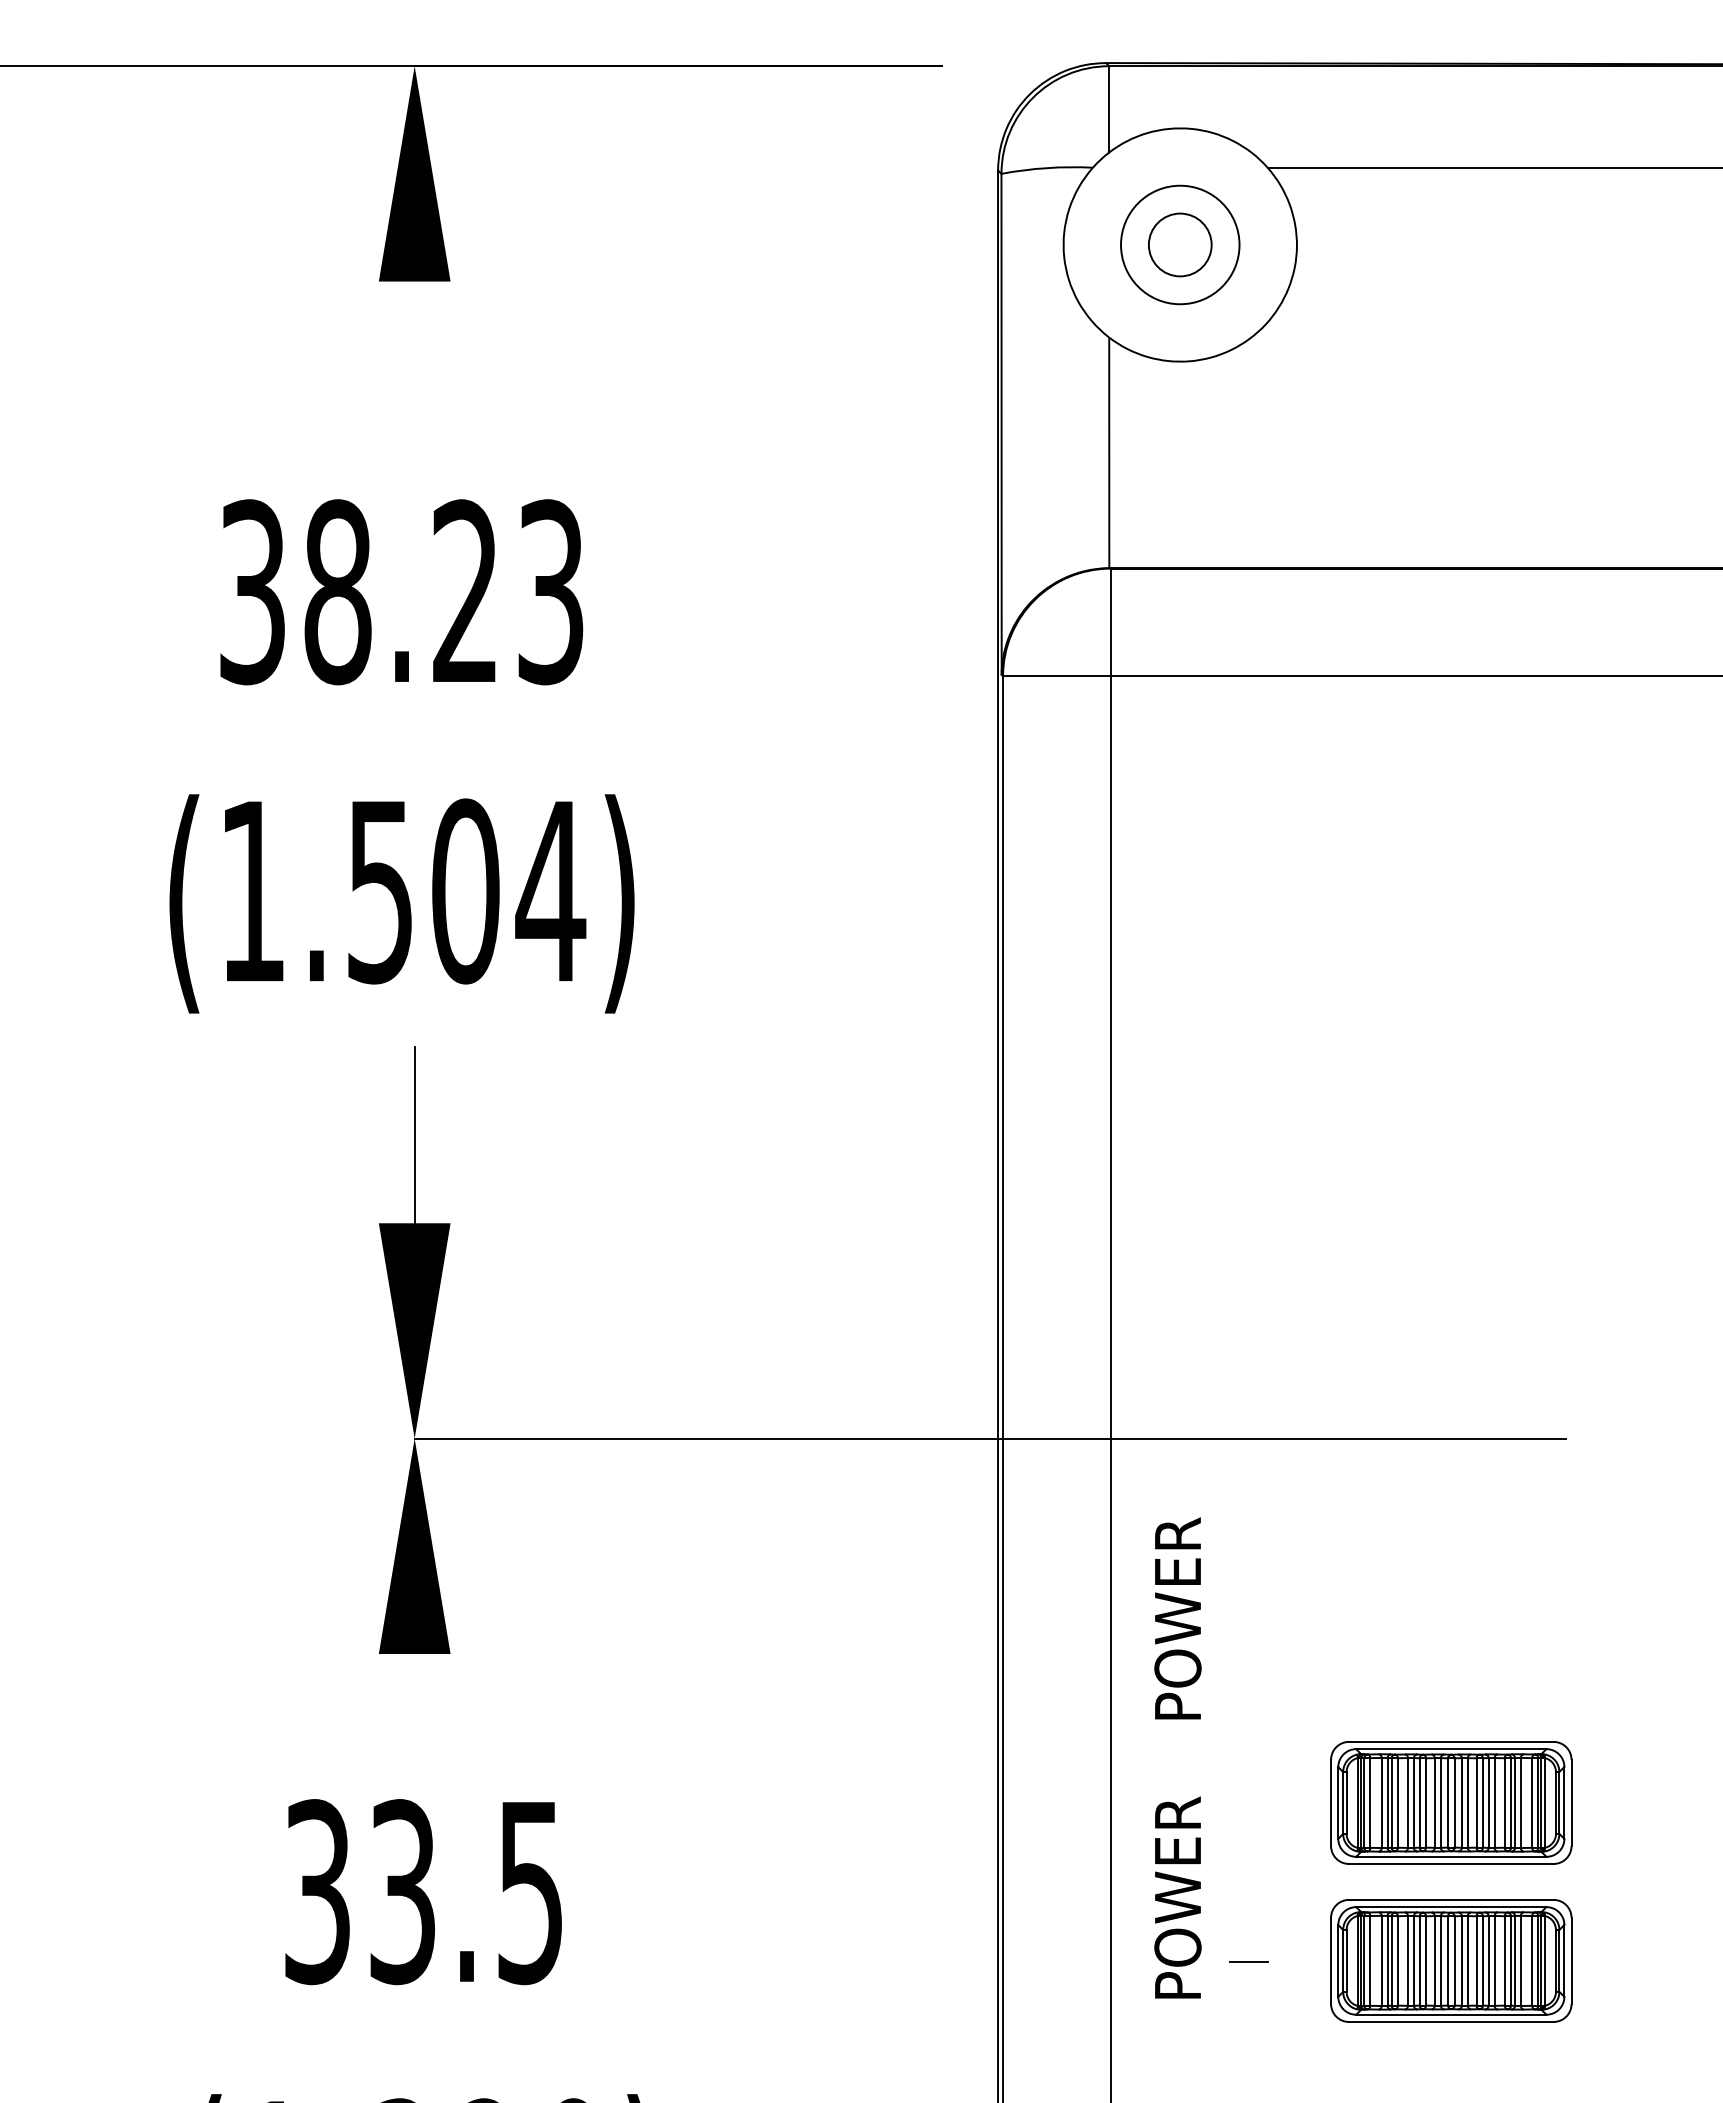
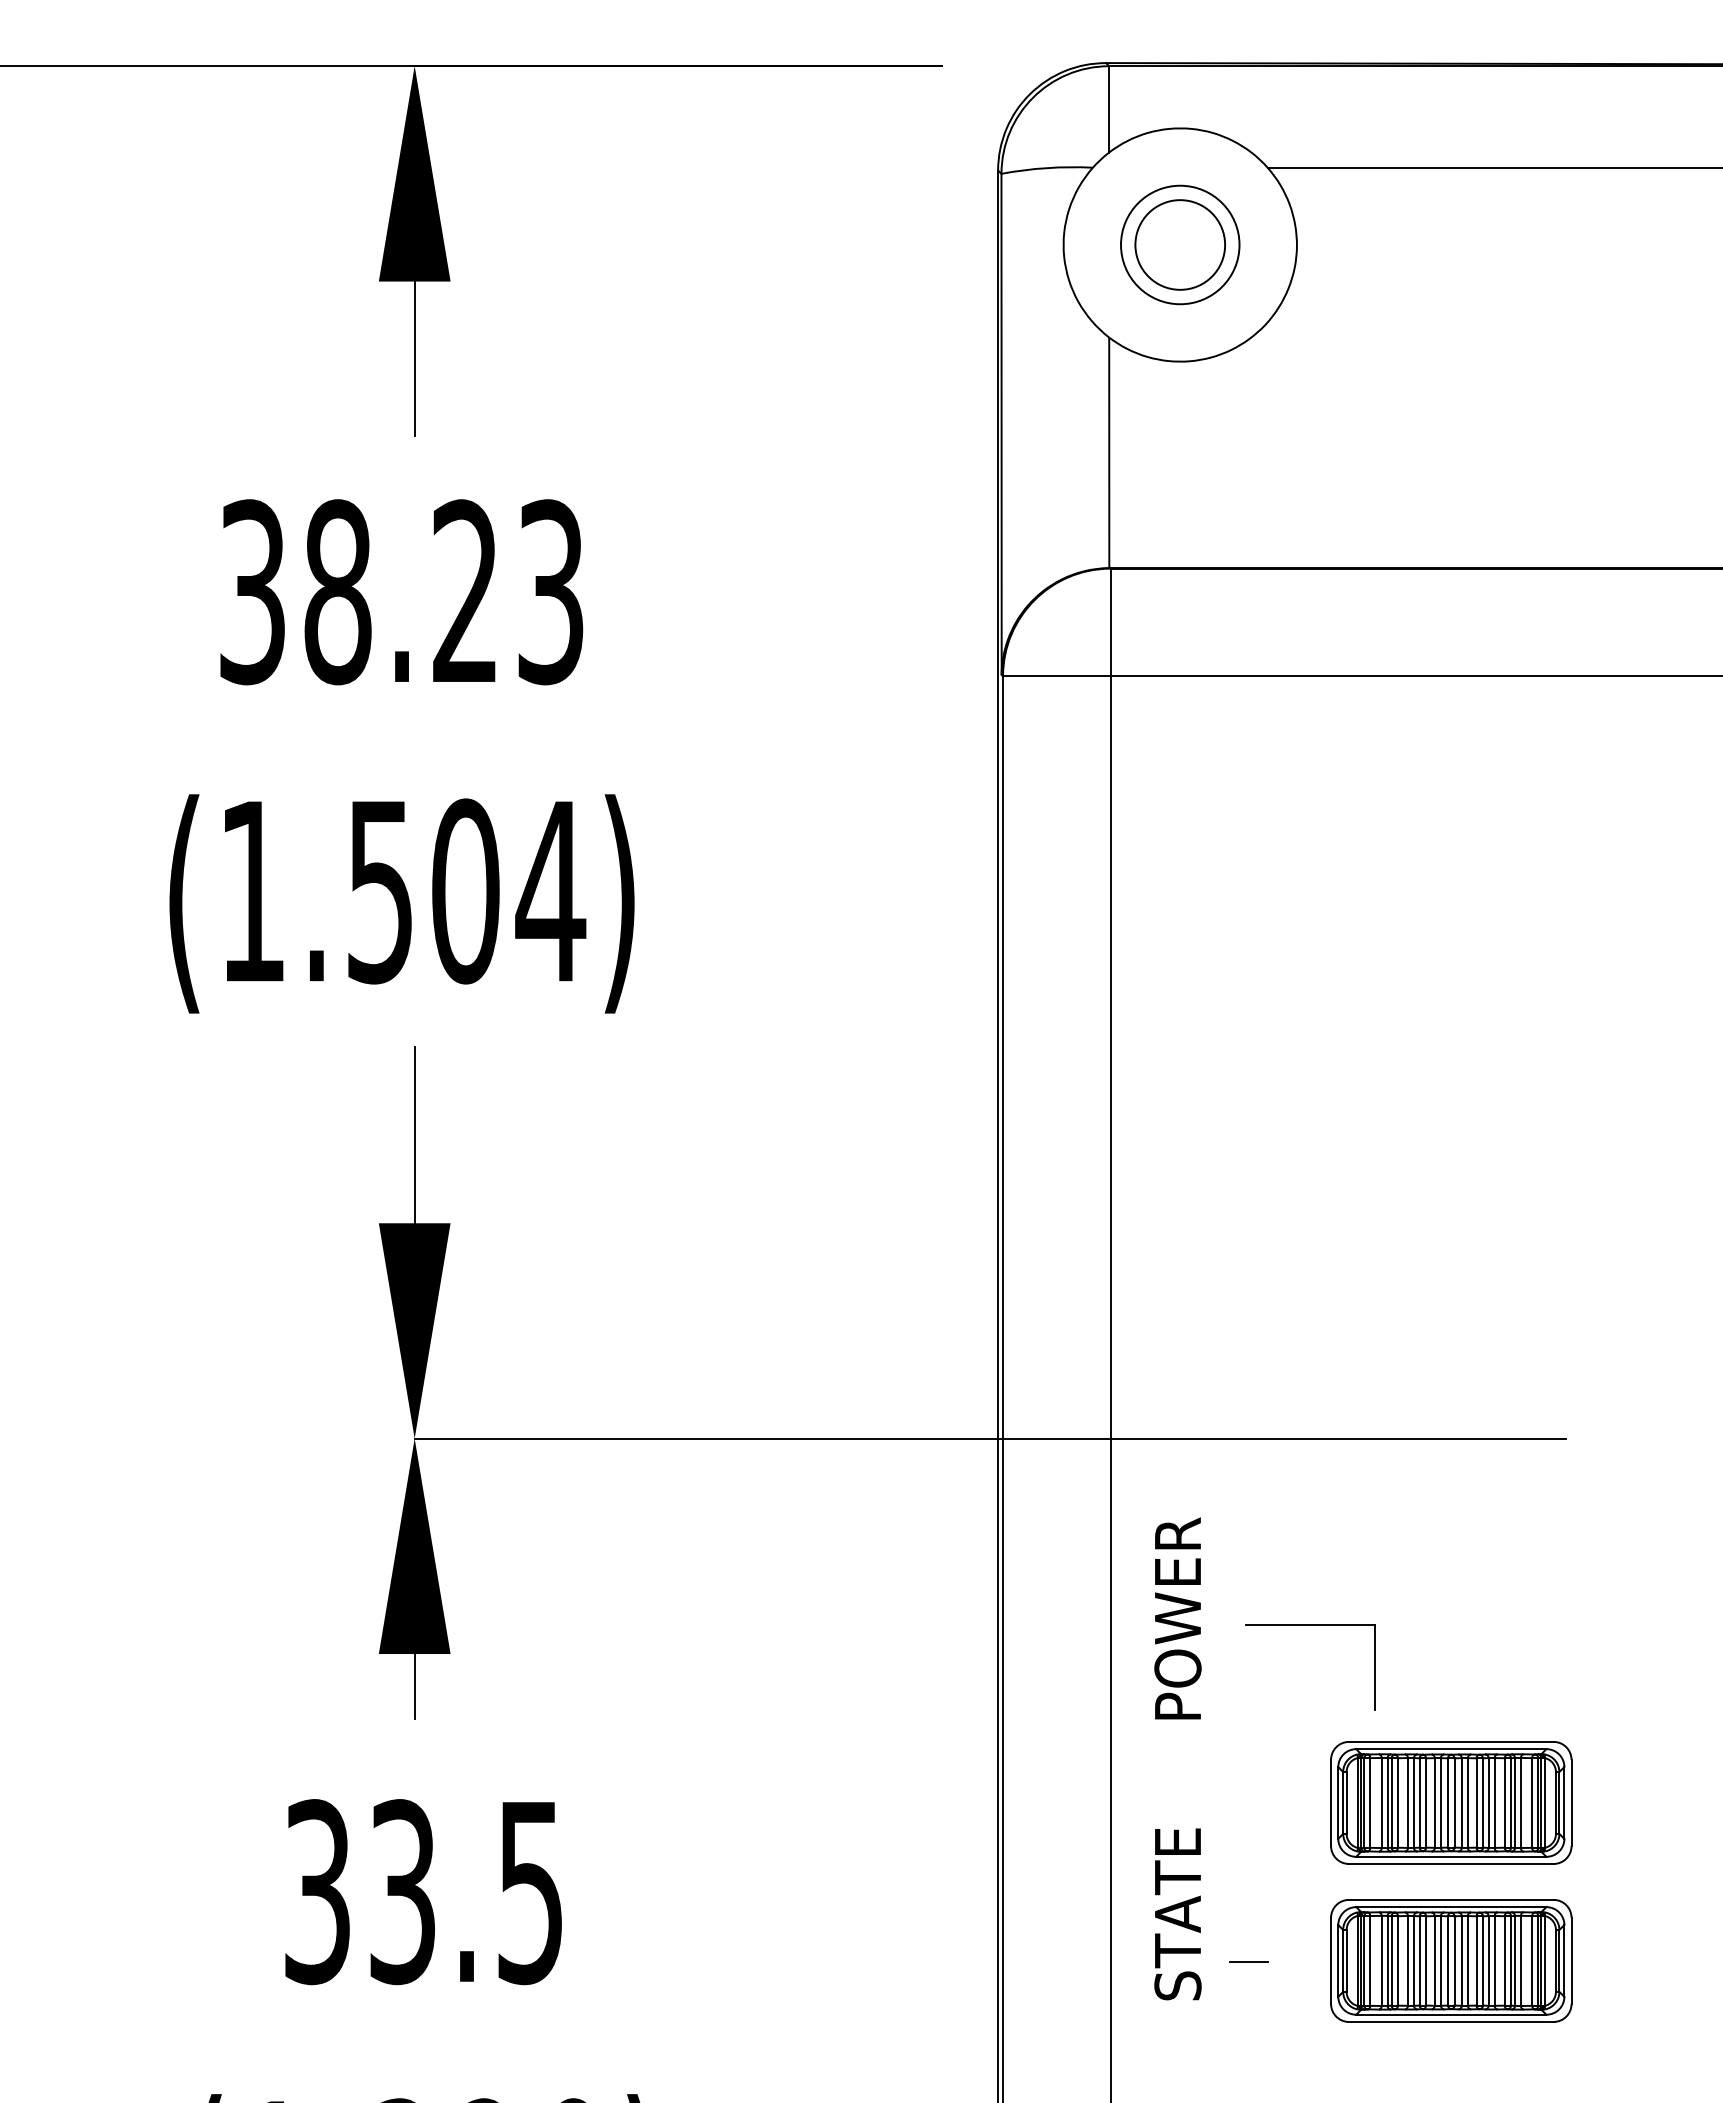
circle diameter: 63 px -> 90 px (1180, 244)
line: none -> present (414, 358)
part: none -> present (1310, 1625)
line: none -> present (414, 1686)
text: POWER -> STATE (1177, 1898)
